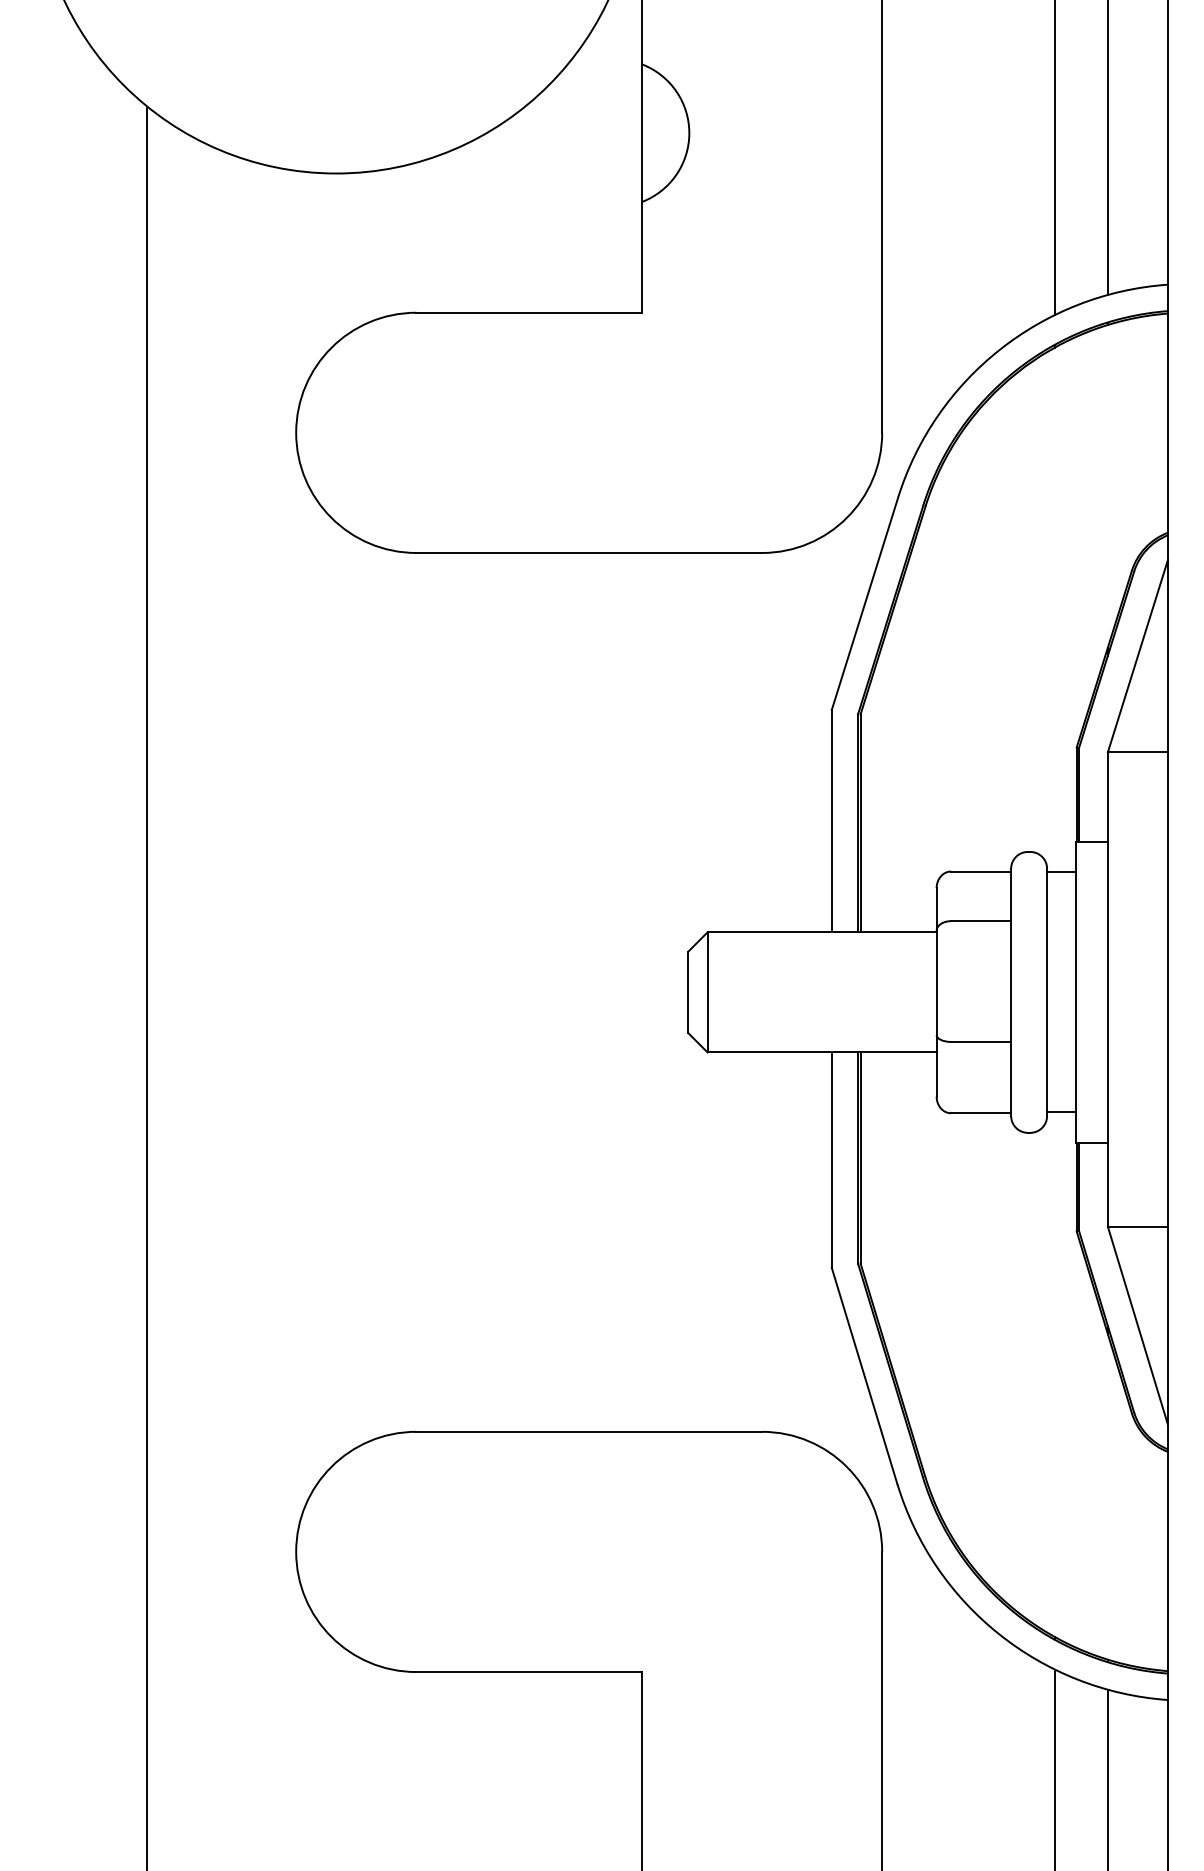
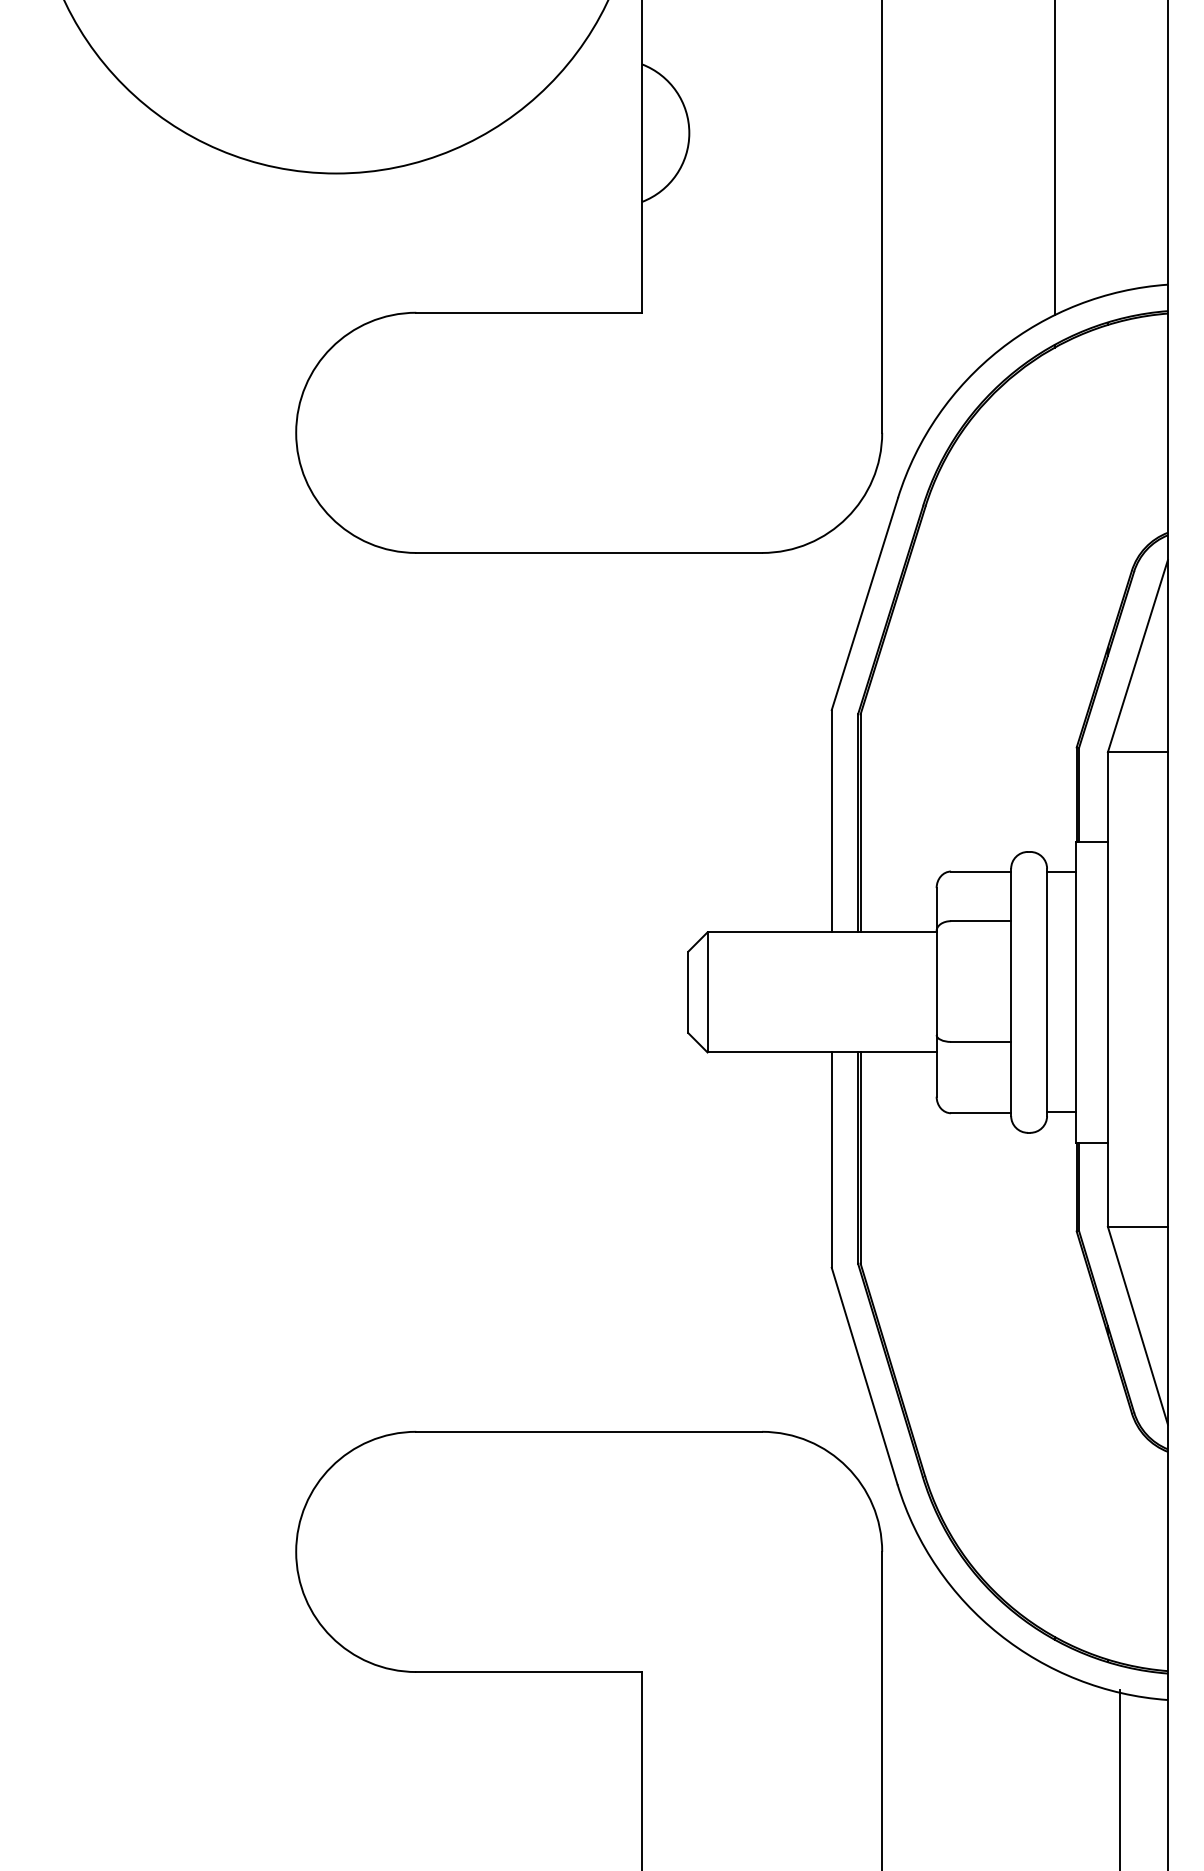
line: present -> none (1107, 148)
line: present -> none (147, 986)
line: present -> none (1055, 1768)
line position: (1107, 1778) -> (1119, 1778) (1119, 1778)
